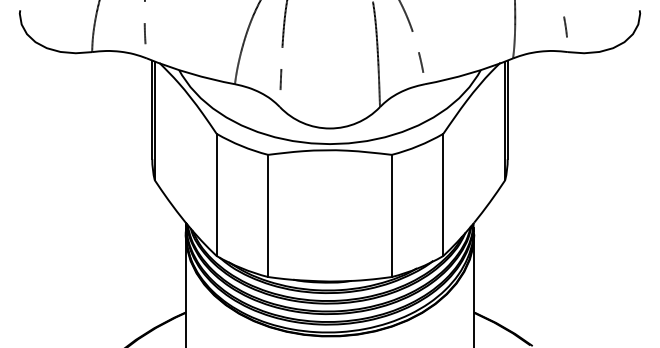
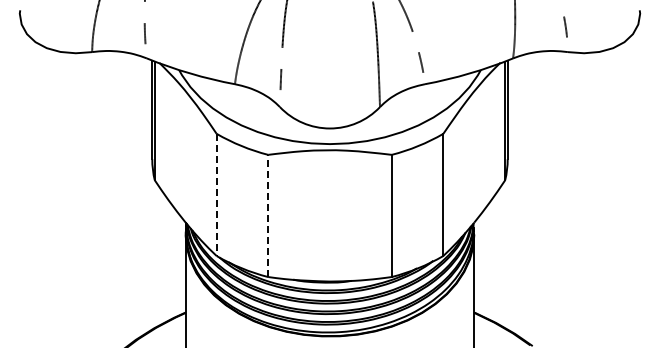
line: solid -> dashed (216, 195)
line: solid -> dashed (268, 215)
